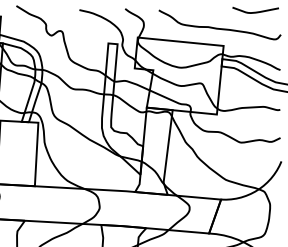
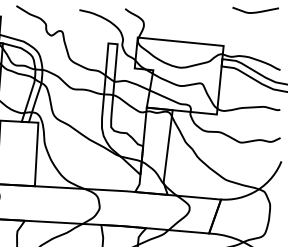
curve: present -> none (217, 27)
